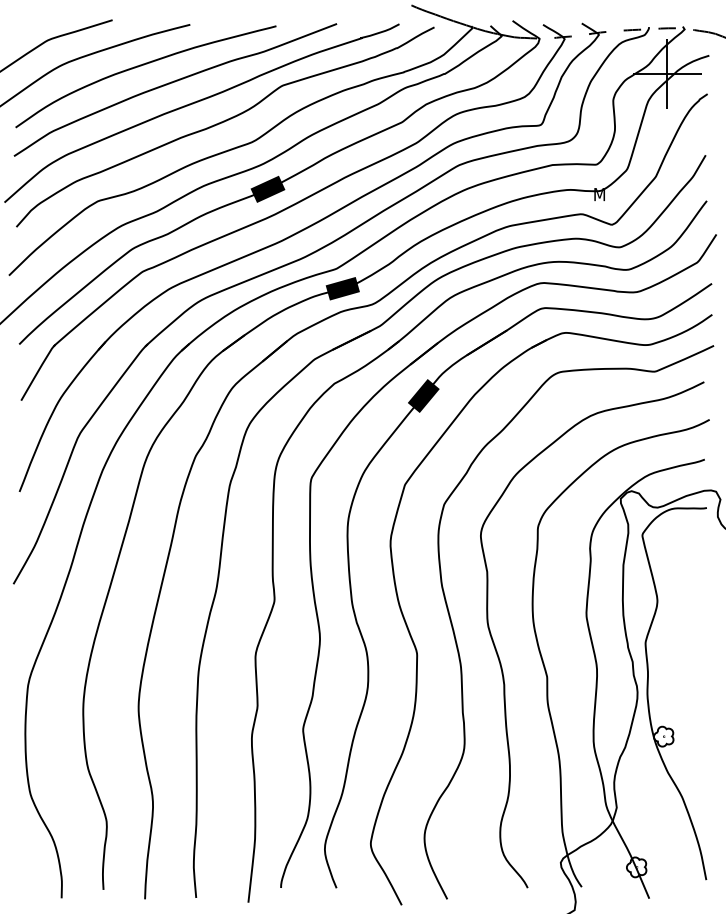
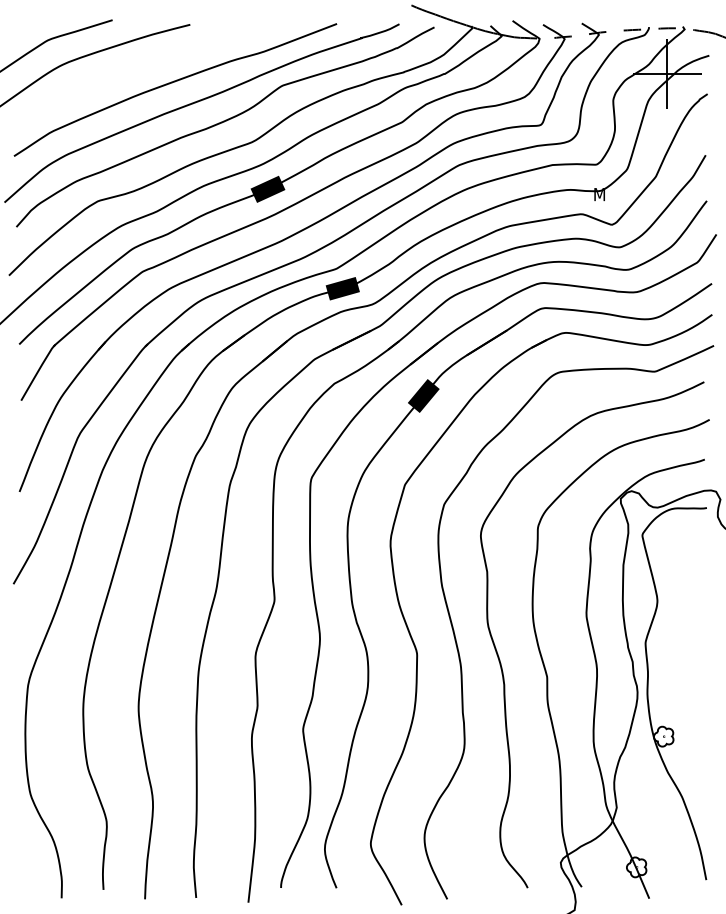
curve: present -> none (141, 66)
